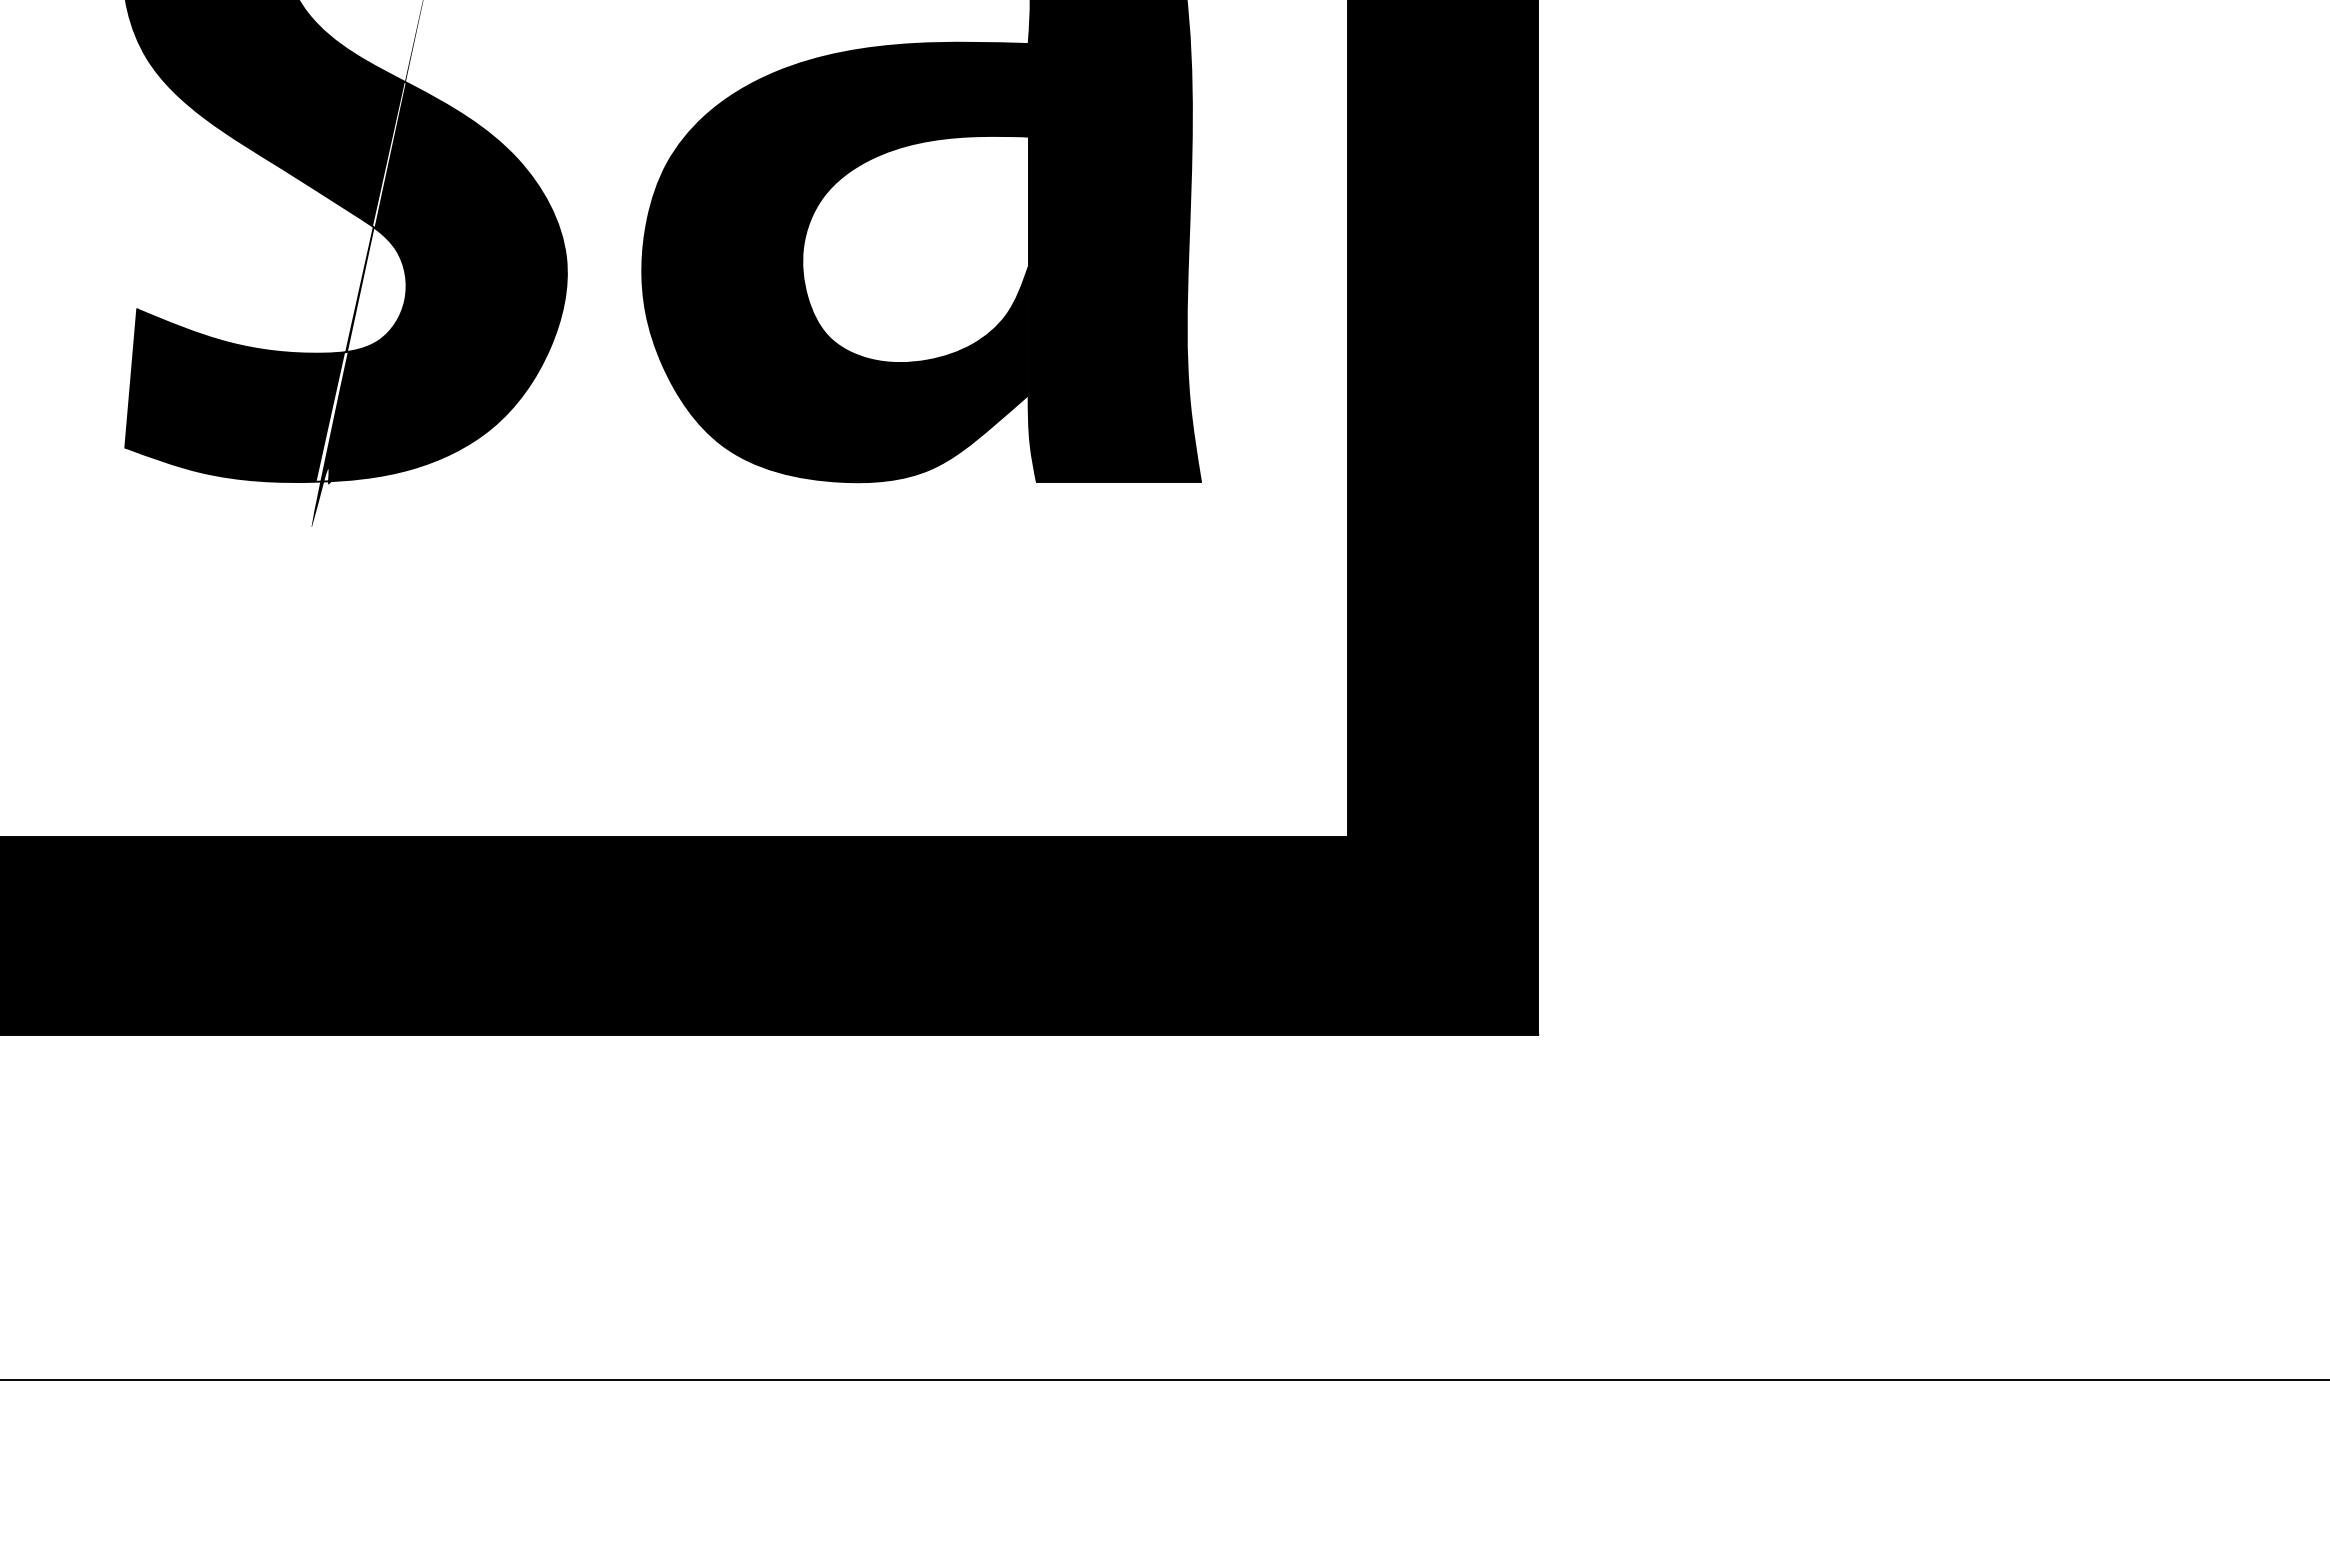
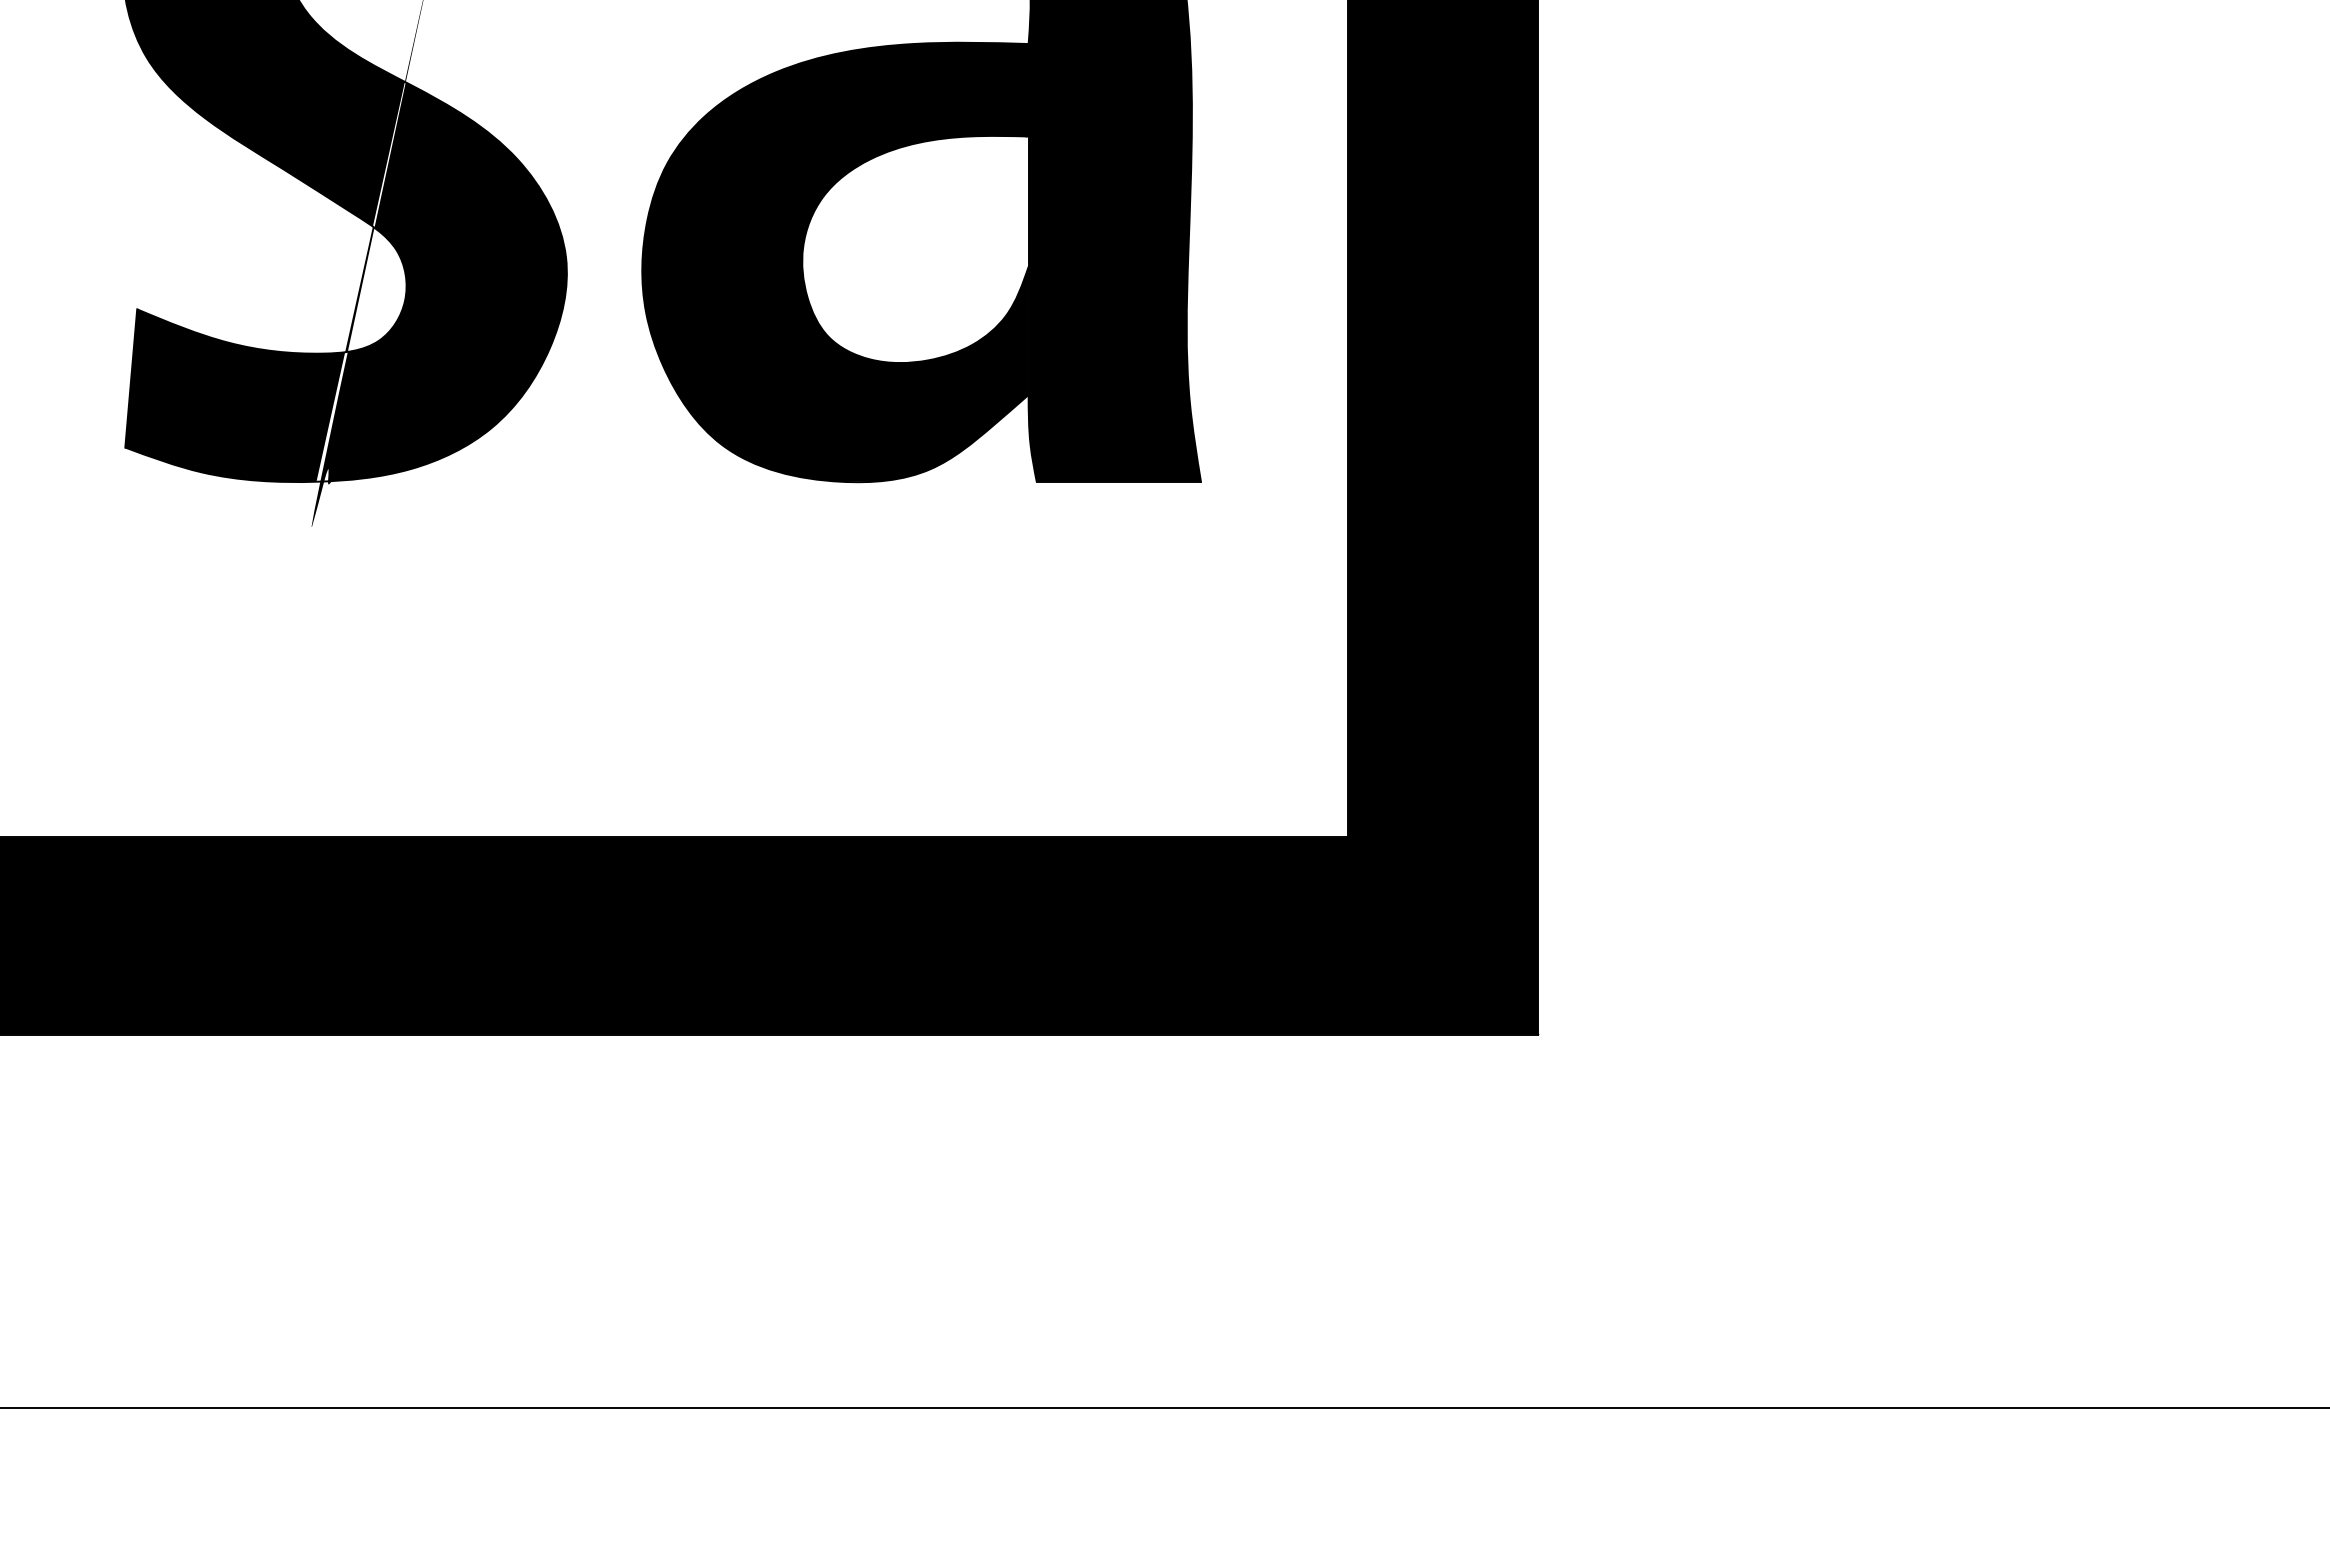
line position: (1164, 1380) -> (1164, 1408) (1164, 1408)
